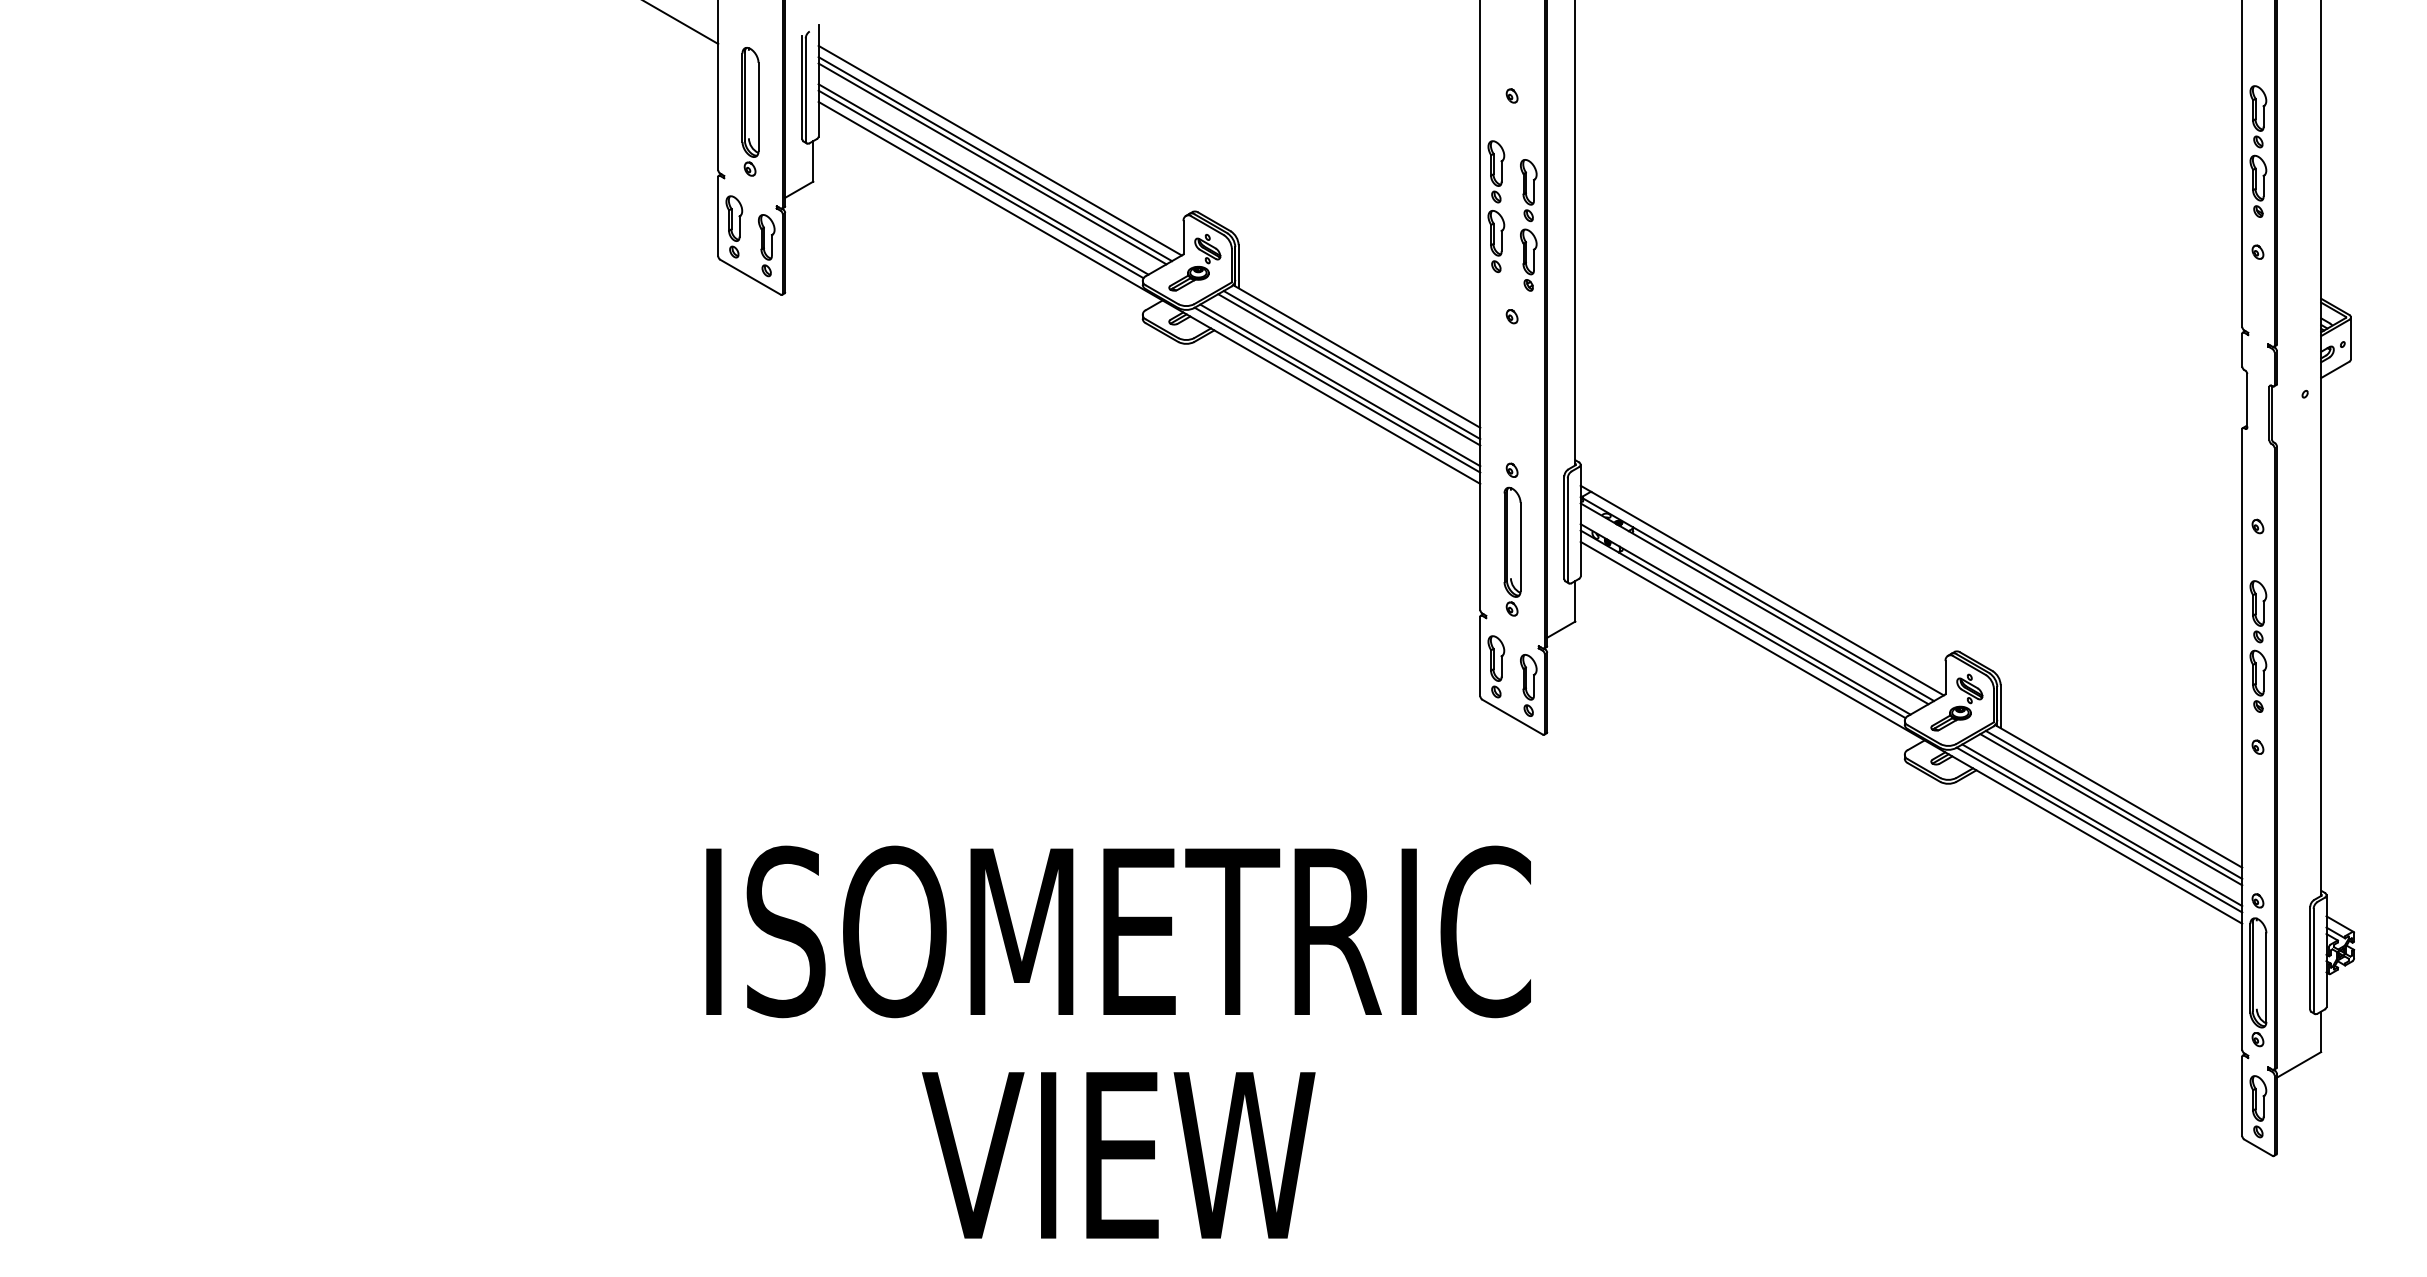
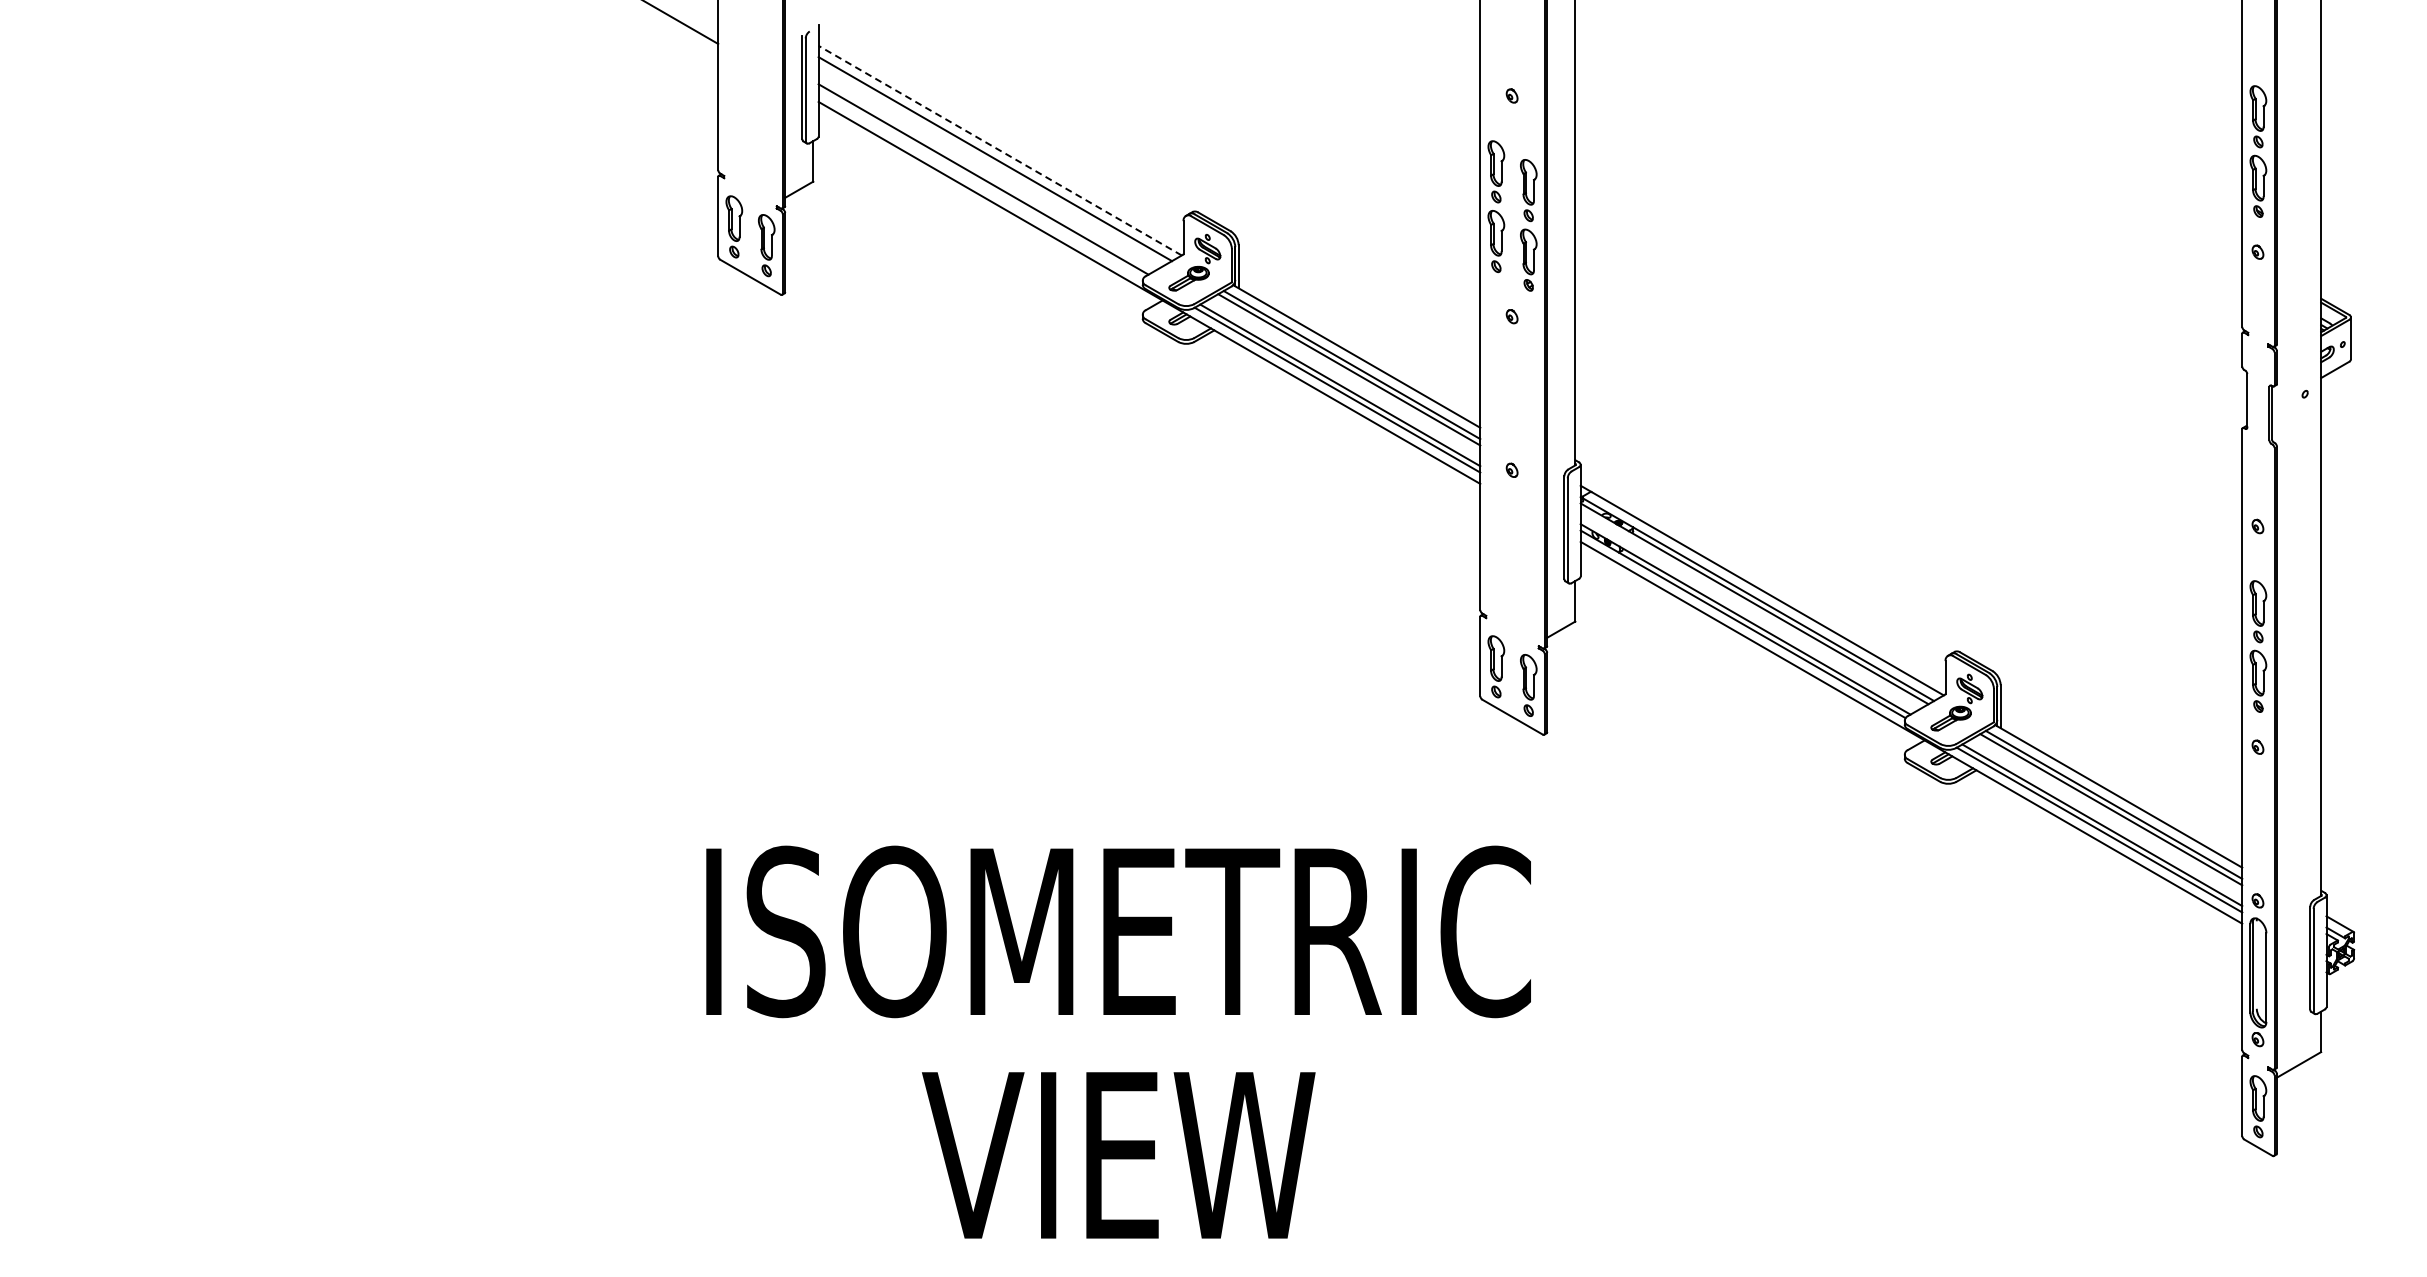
part: present -> none (750, 111)
line: solid -> dashed (1000, 150)
line: present -> none (992, 163)
line: present -> none (980, 184)
part: present -> none (1512, 551)
